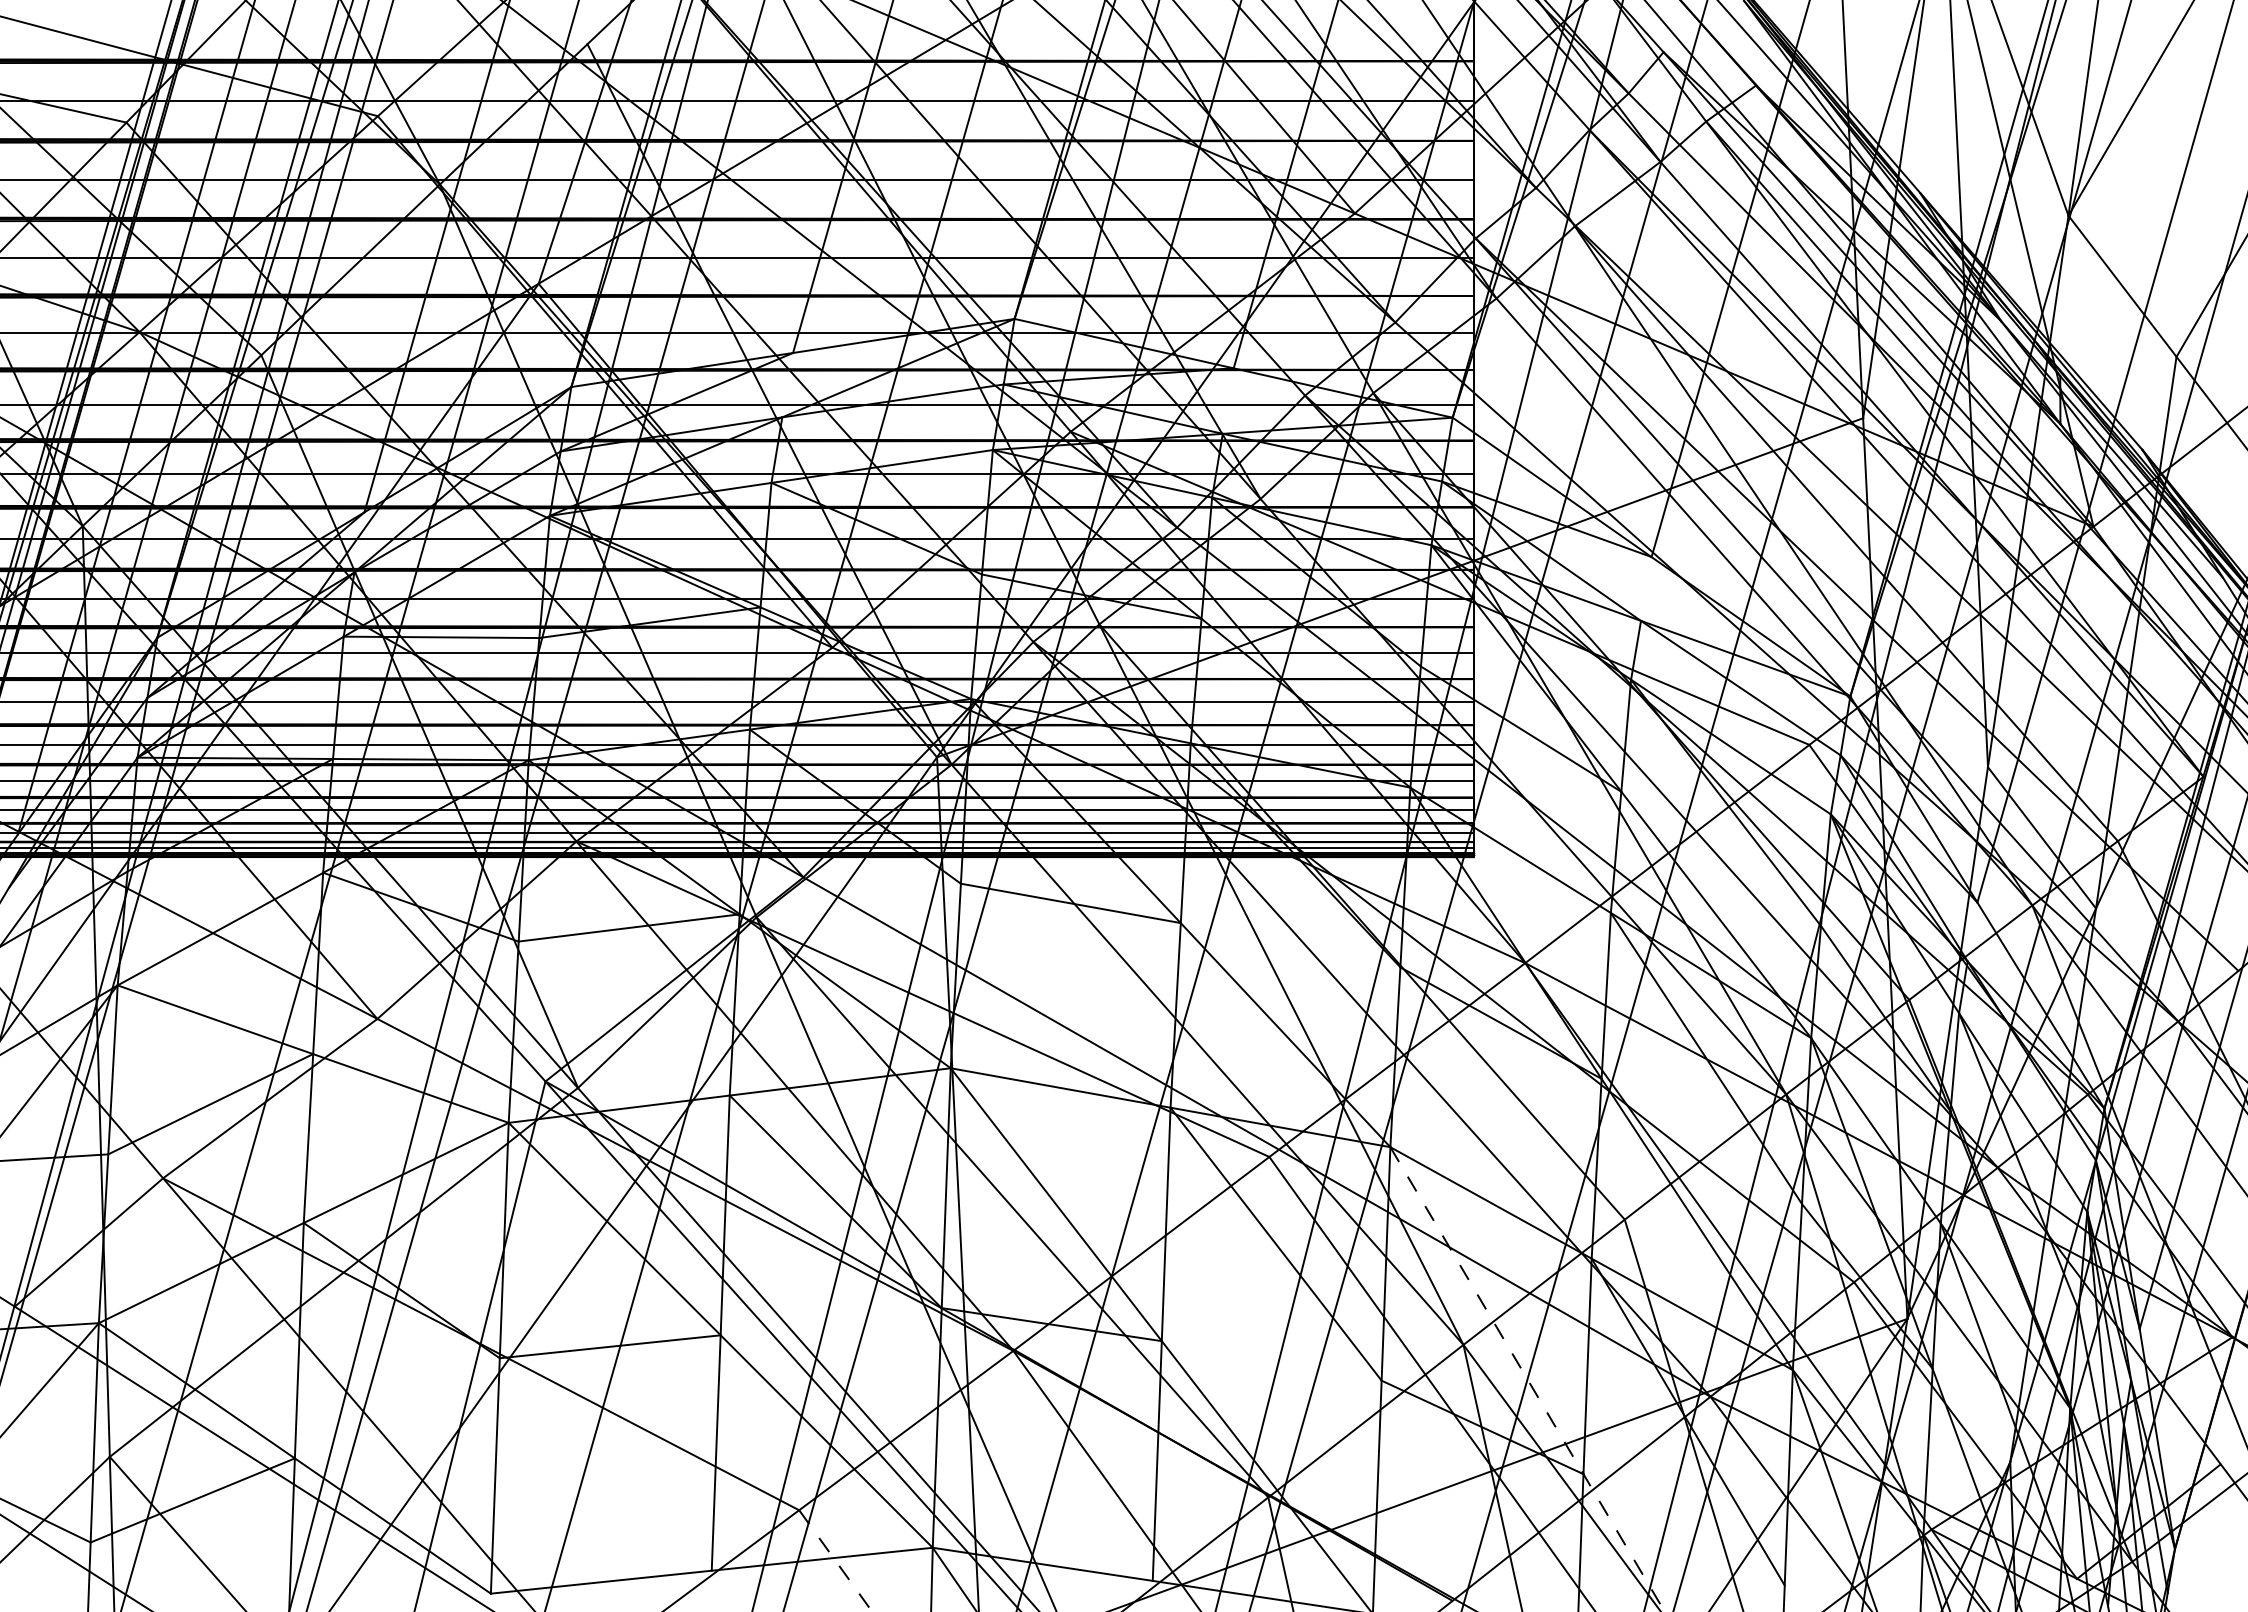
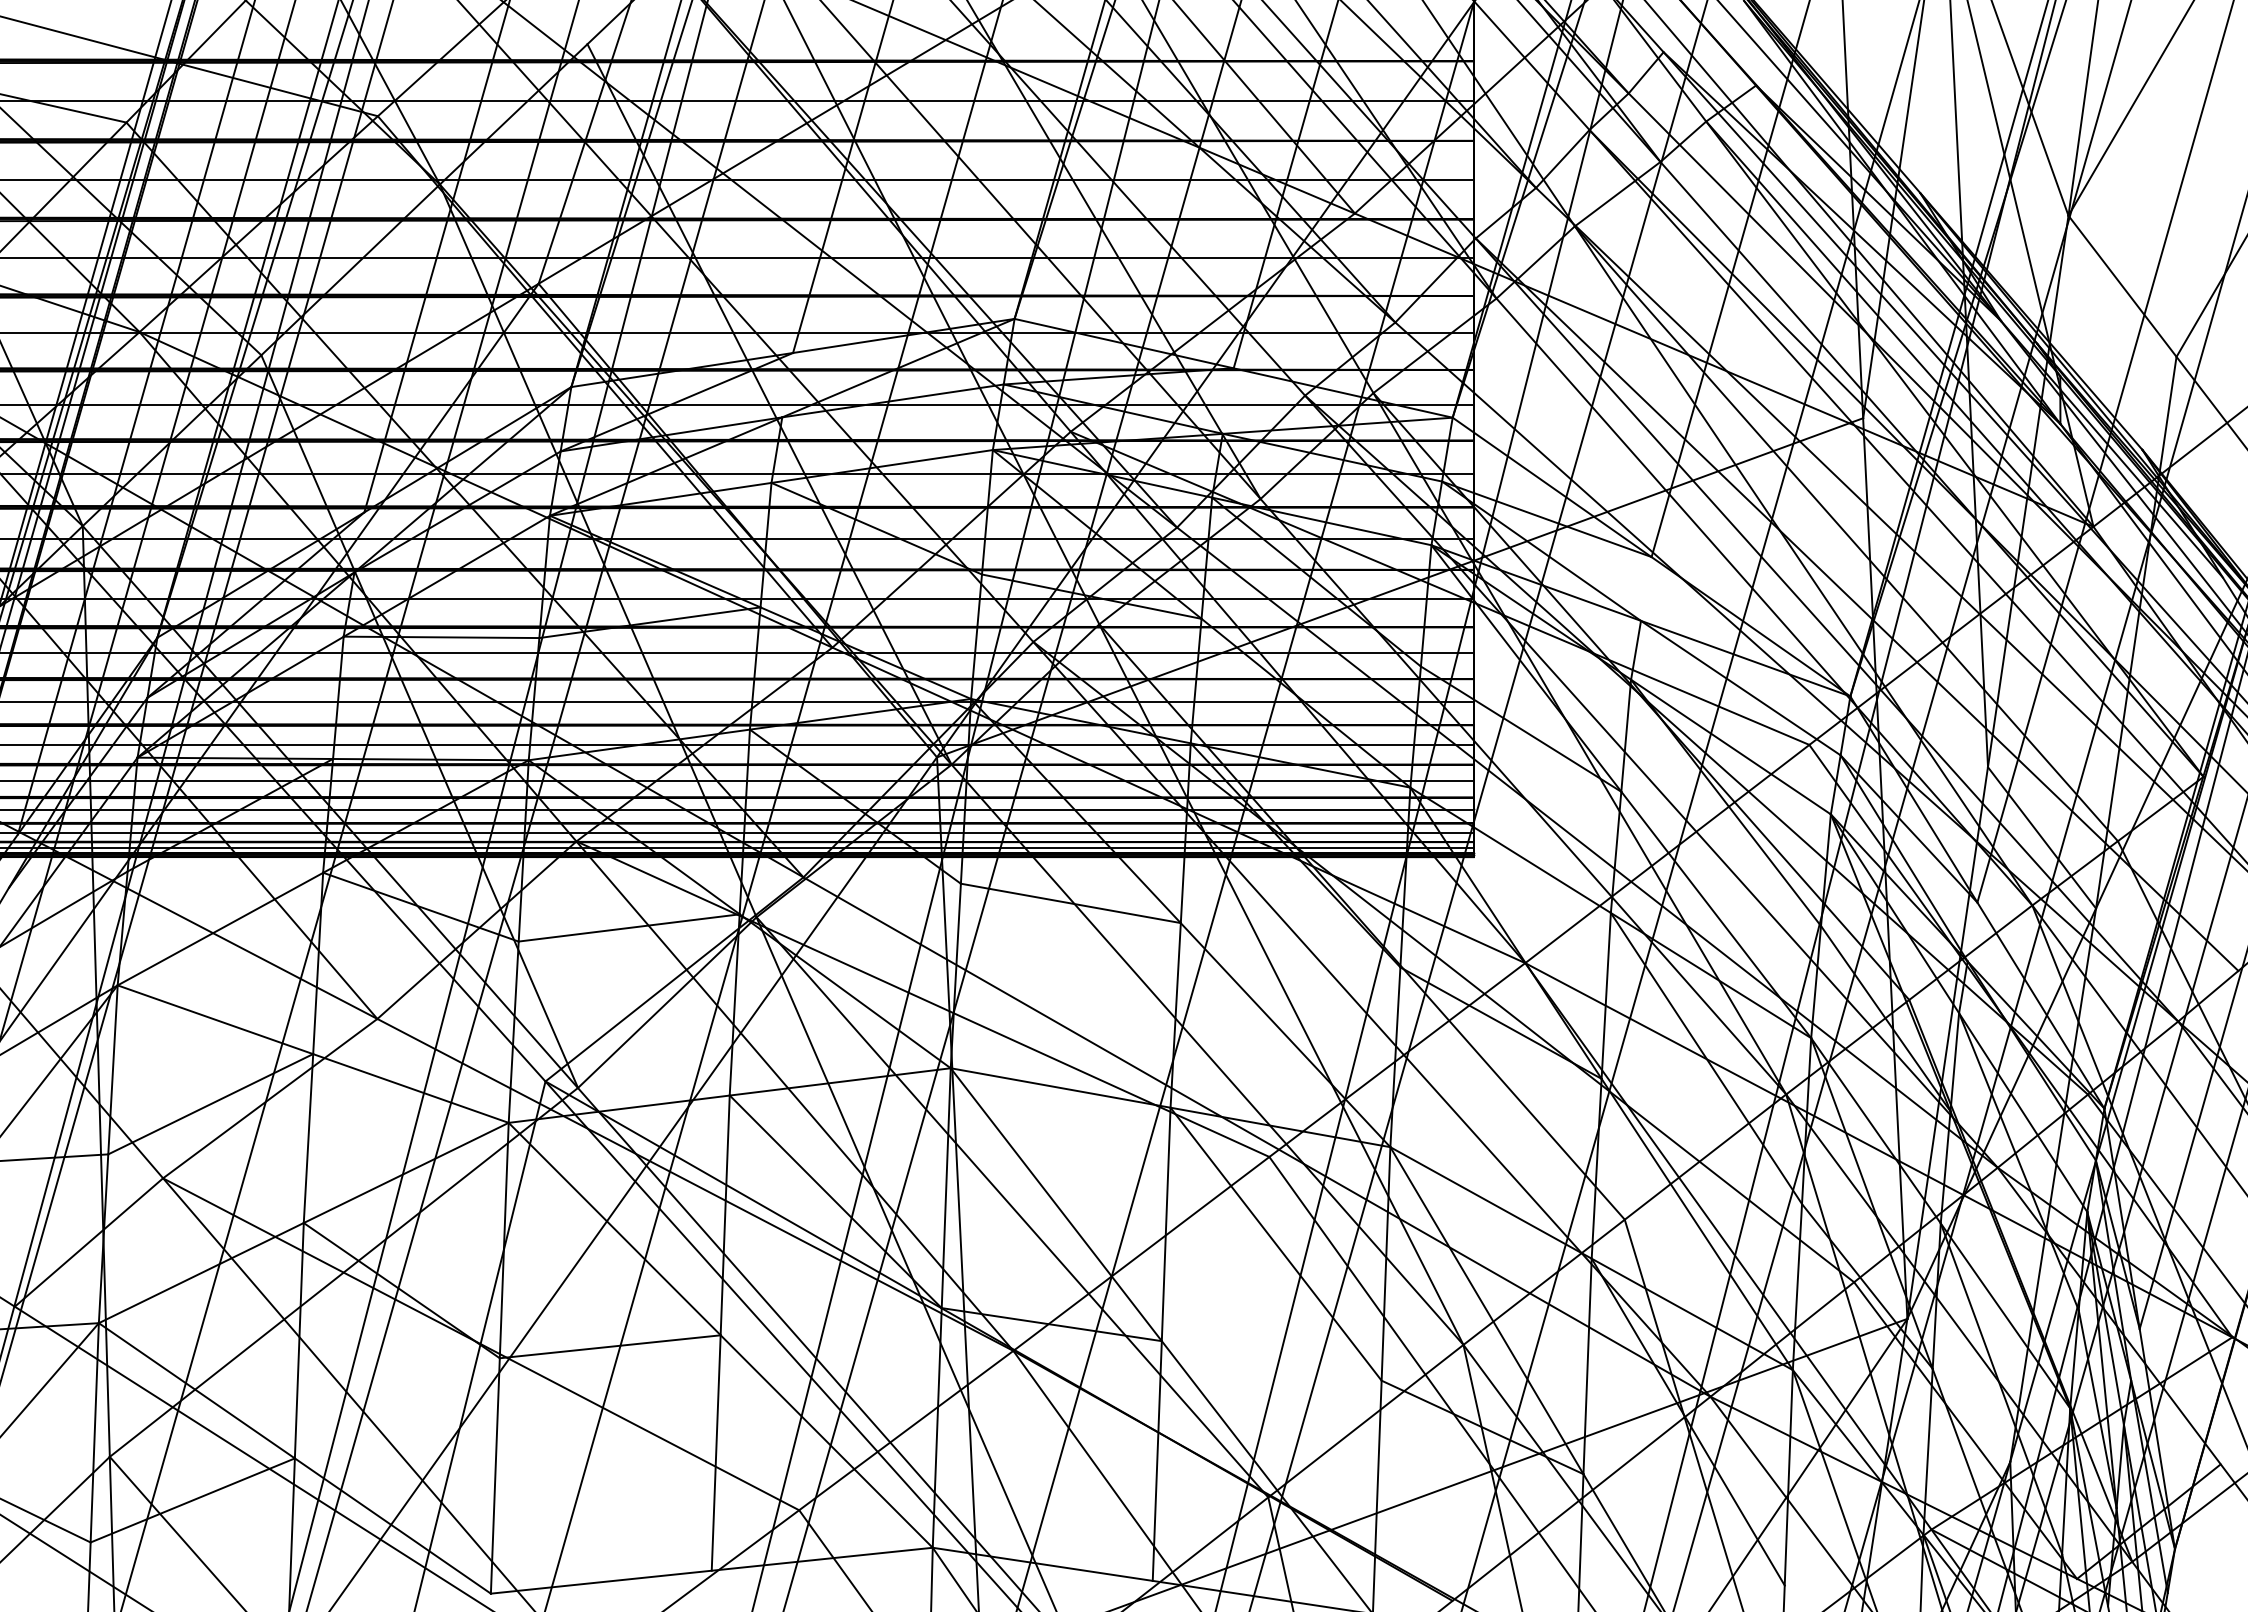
line: dashed -> solid (1527, 1379)
line: dashed -> solid (835, 1561)
